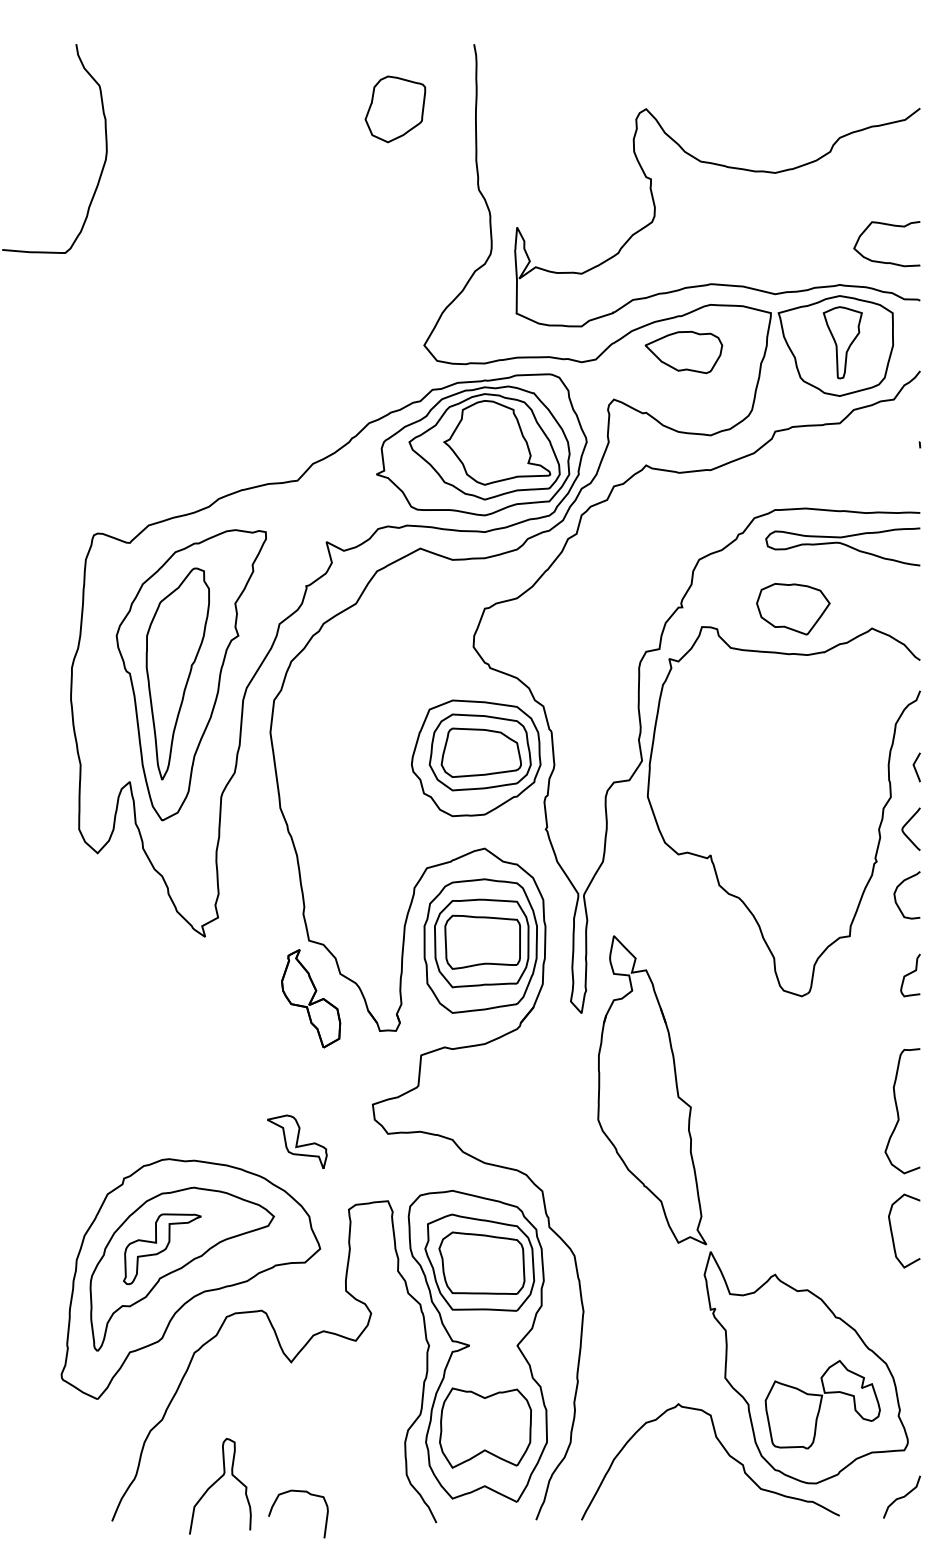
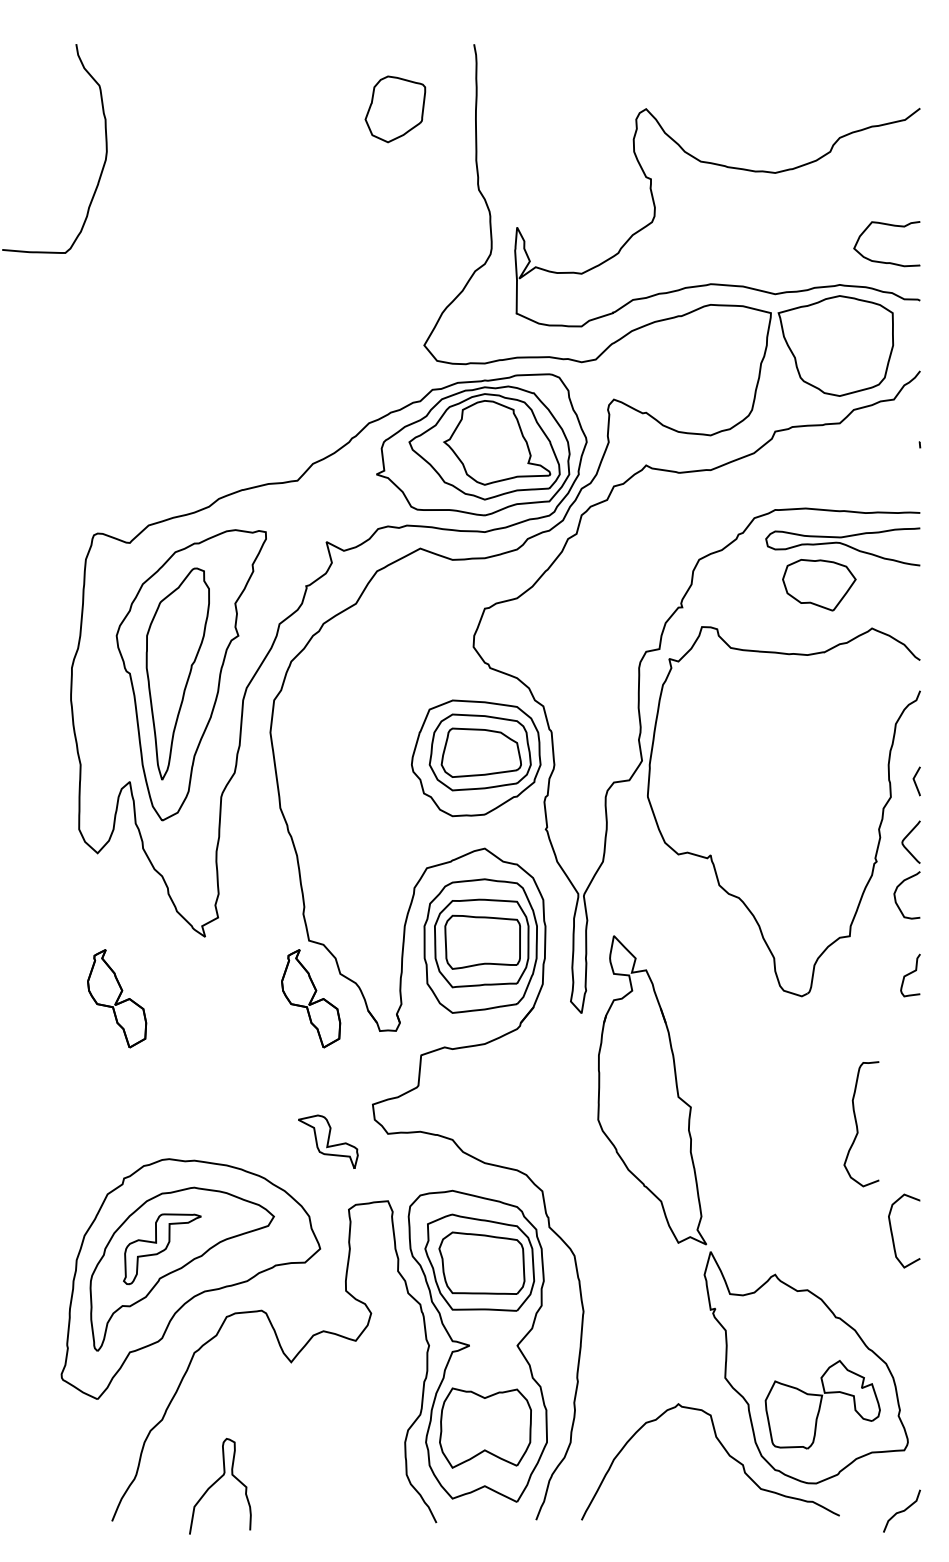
part: present -> none (842, 342)
part: present -> none (683, 352)
part position: (793, 609) -> (819, 585) (819, 585)
line position: (915, 767) -> (915, 781) (915, 781)
curve position: (906, 825) -> (906, 838) (906, 838)
part: none -> present (117, 998)
curve position: (898, 1111) -> (857, 1124) (857, 1124)
part position: (297, 1141) -> (328, 1141) (328, 1141)
curve: present -> none (299, 1492)
curve position: (901, 1496) -> (901, 1510) (901, 1510)
